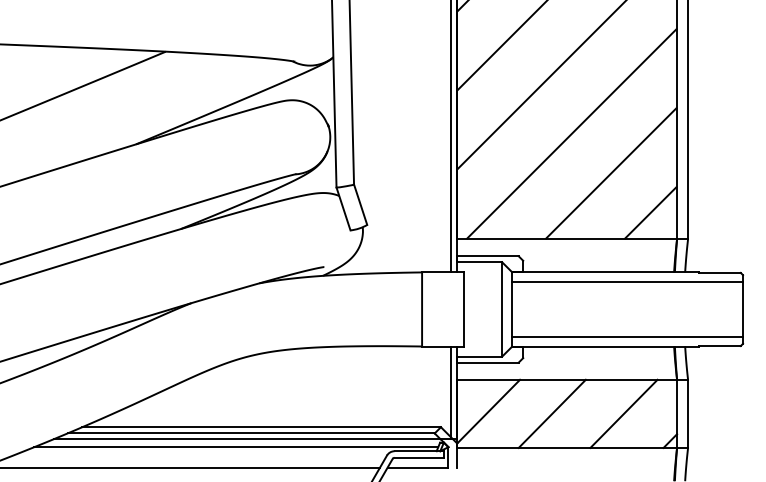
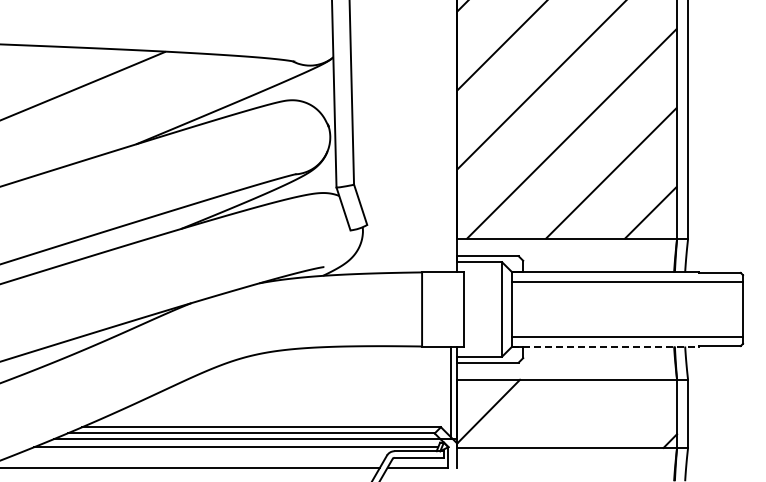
line: present -> none (450, 137)
line: solid -> dashed (606, 346)
line: present -> none (551, 413)
line: present -> none (623, 413)
